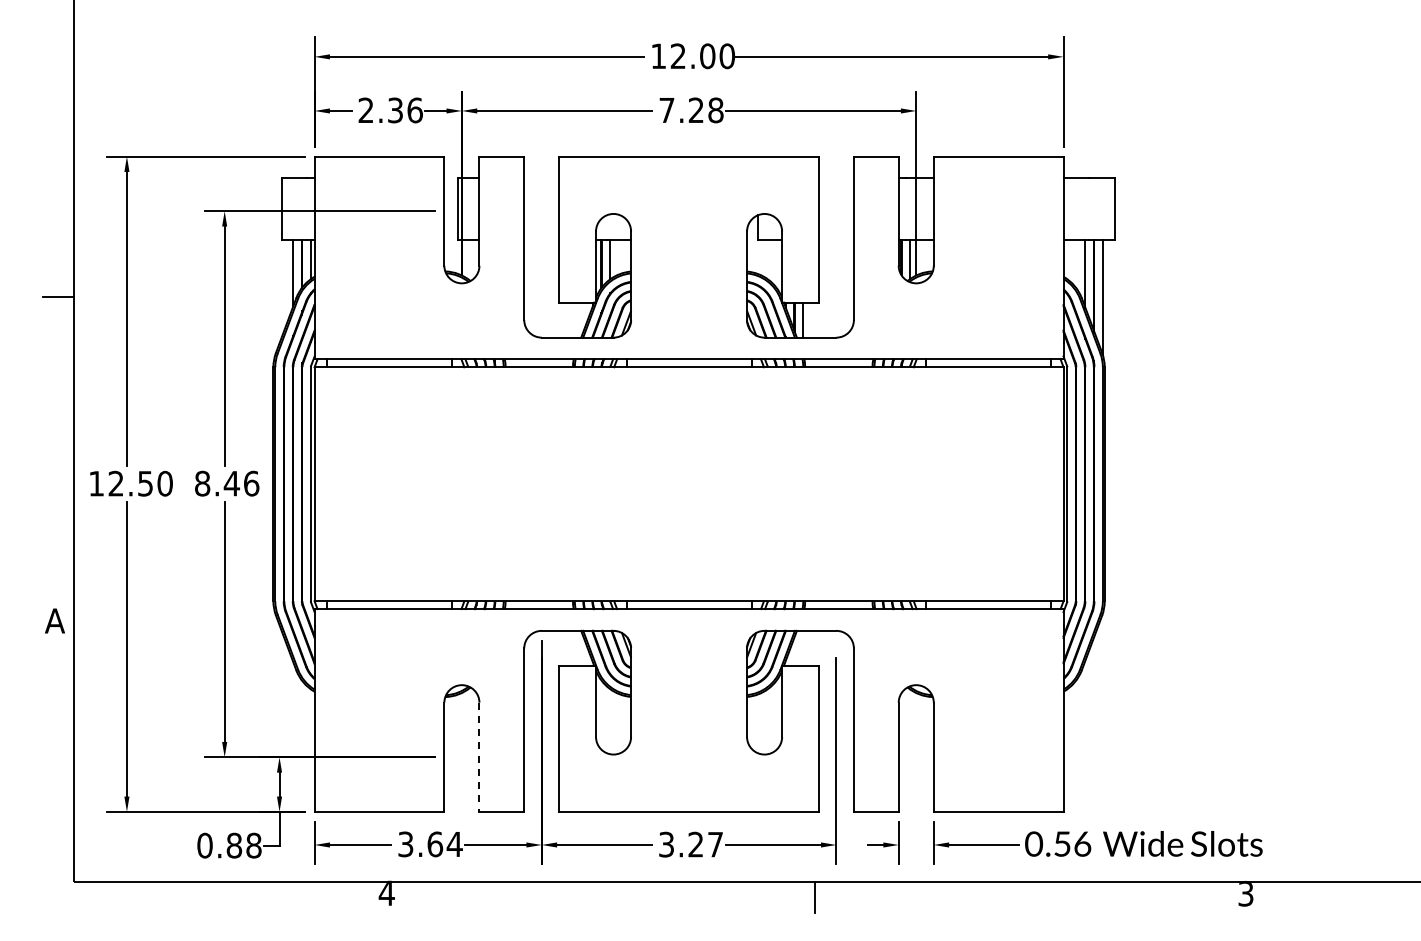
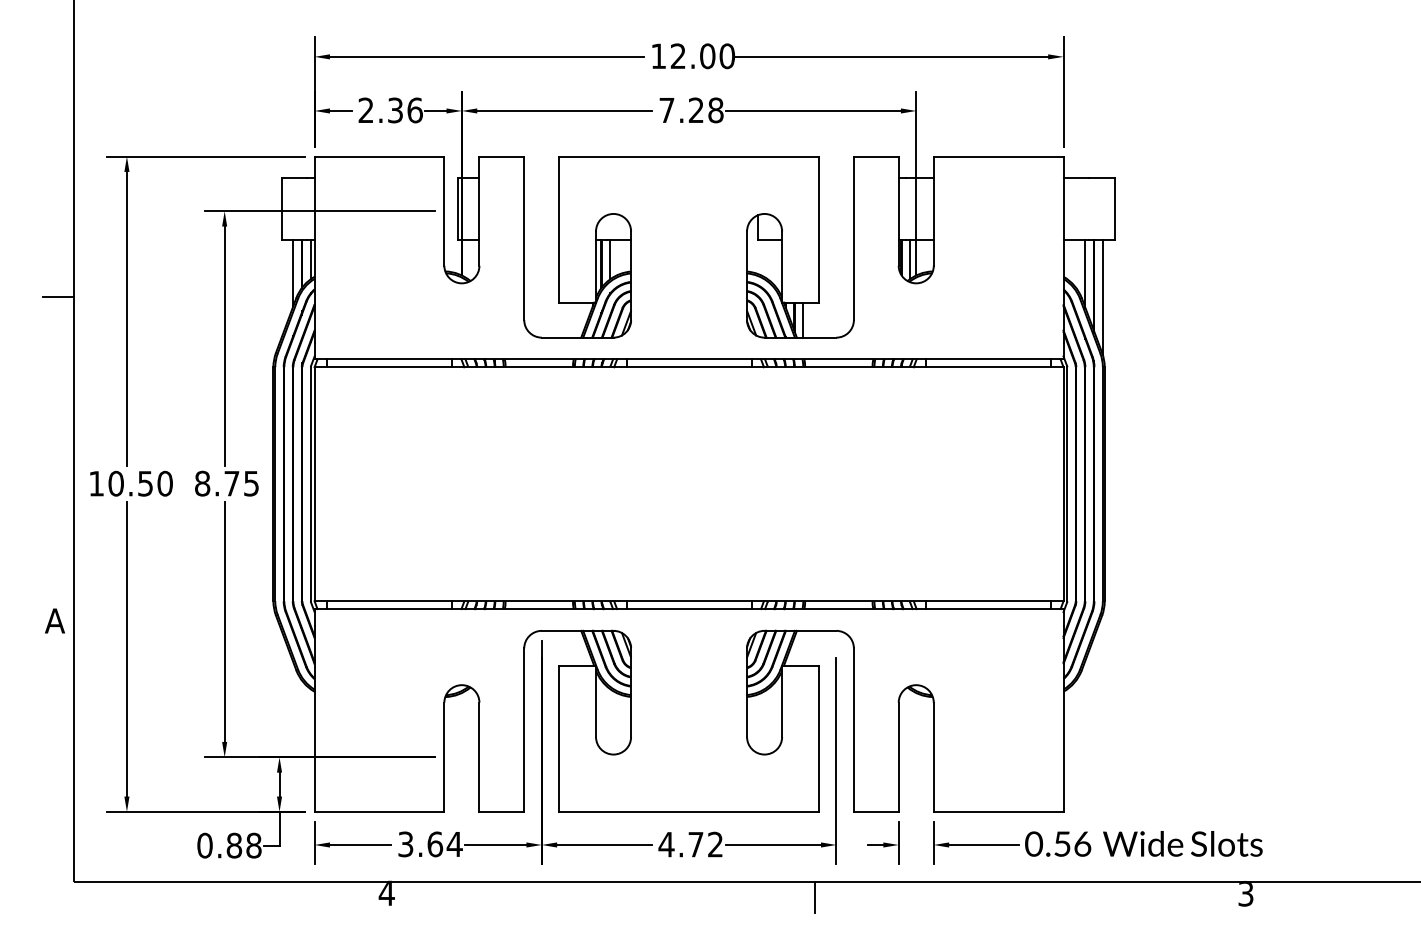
text: 12.50 -> 10.50 (115, 483)
text: 8.46 -> 8.75 (241, 483)
line: dashed -> solid (479, 757)
text: 3.27 -> 4.72 (690, 844)
